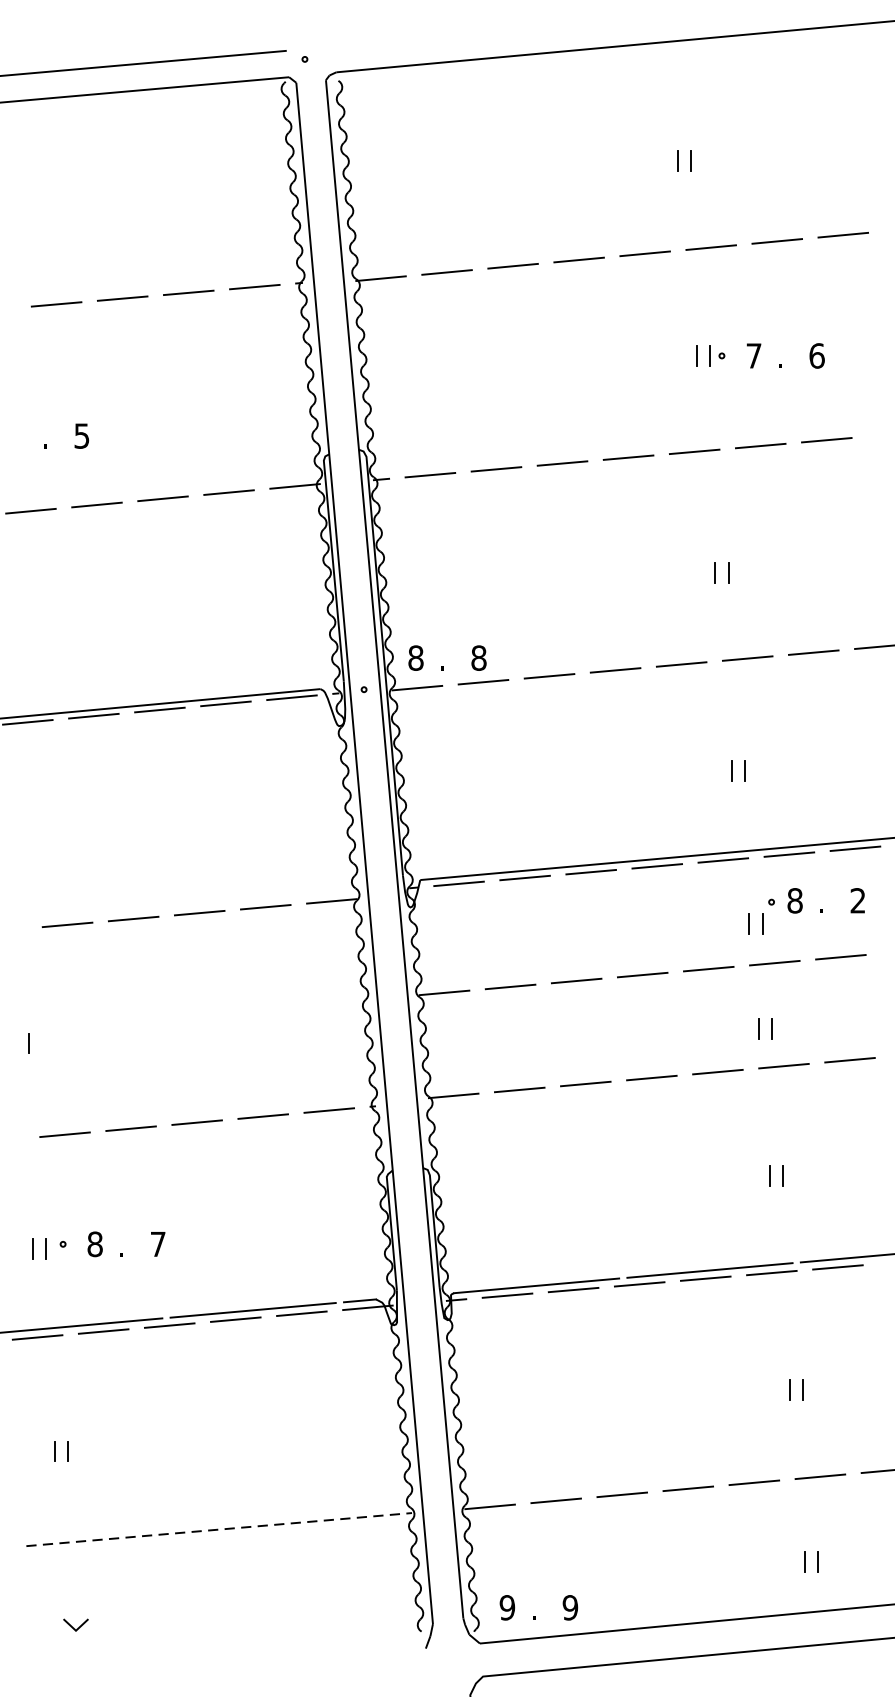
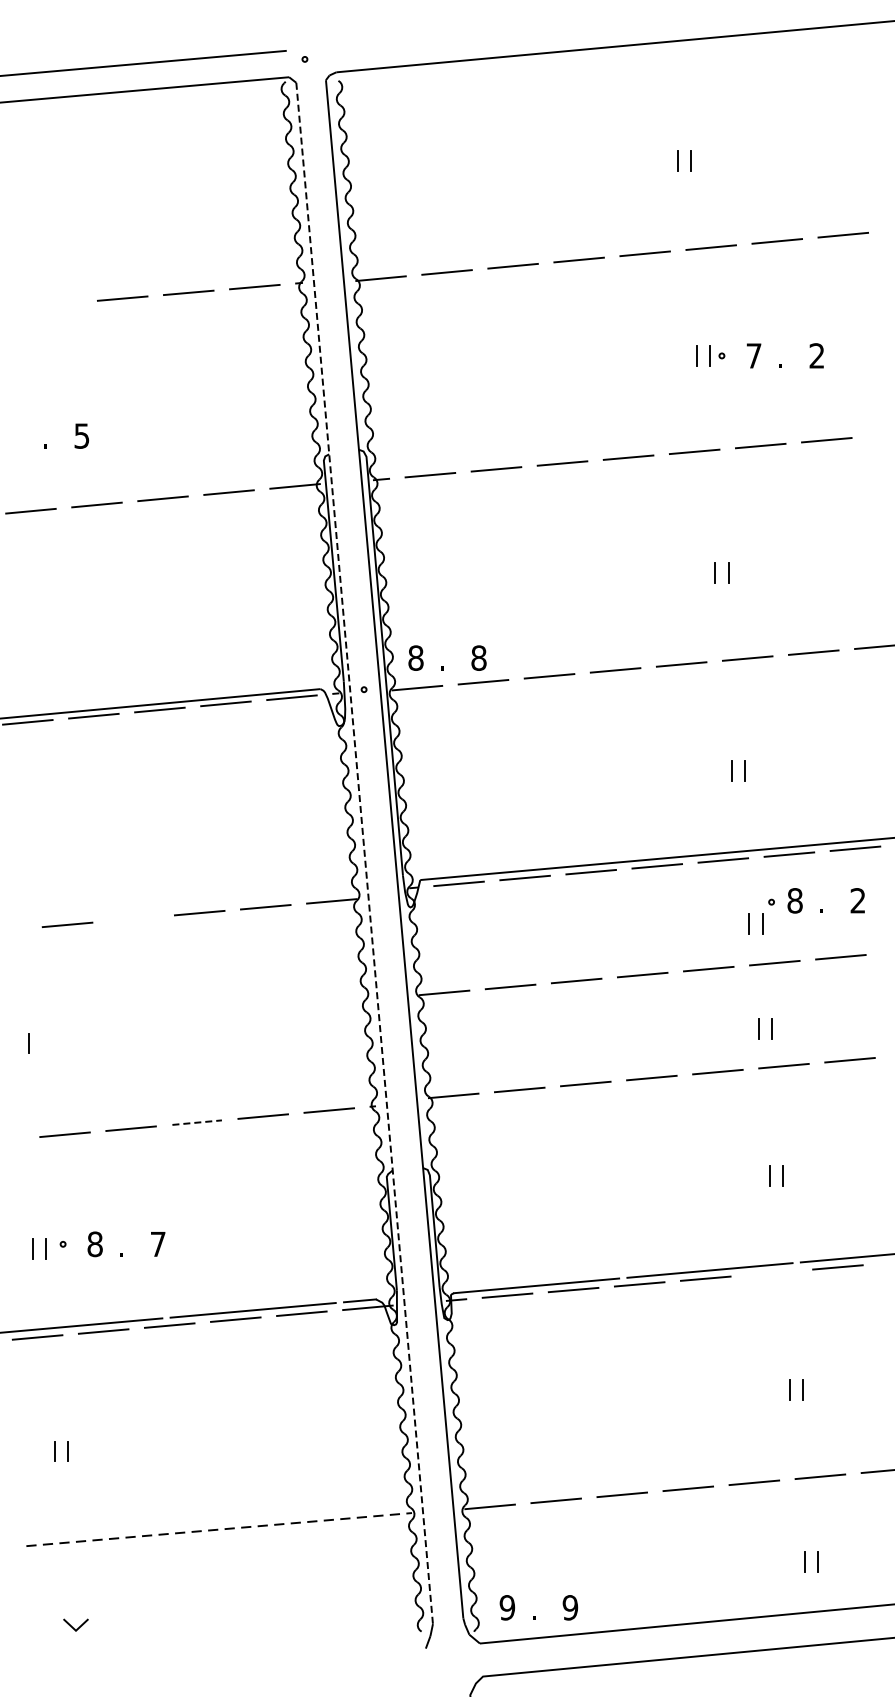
line: present -> none (56, 304)
text: 6 -> 2 (816, 355)
line: solid -> dashed (364, 853)
line: present -> none (133, 918)
line: solid -> dashed (197, 1122)
line: present -> none (771, 1272)
